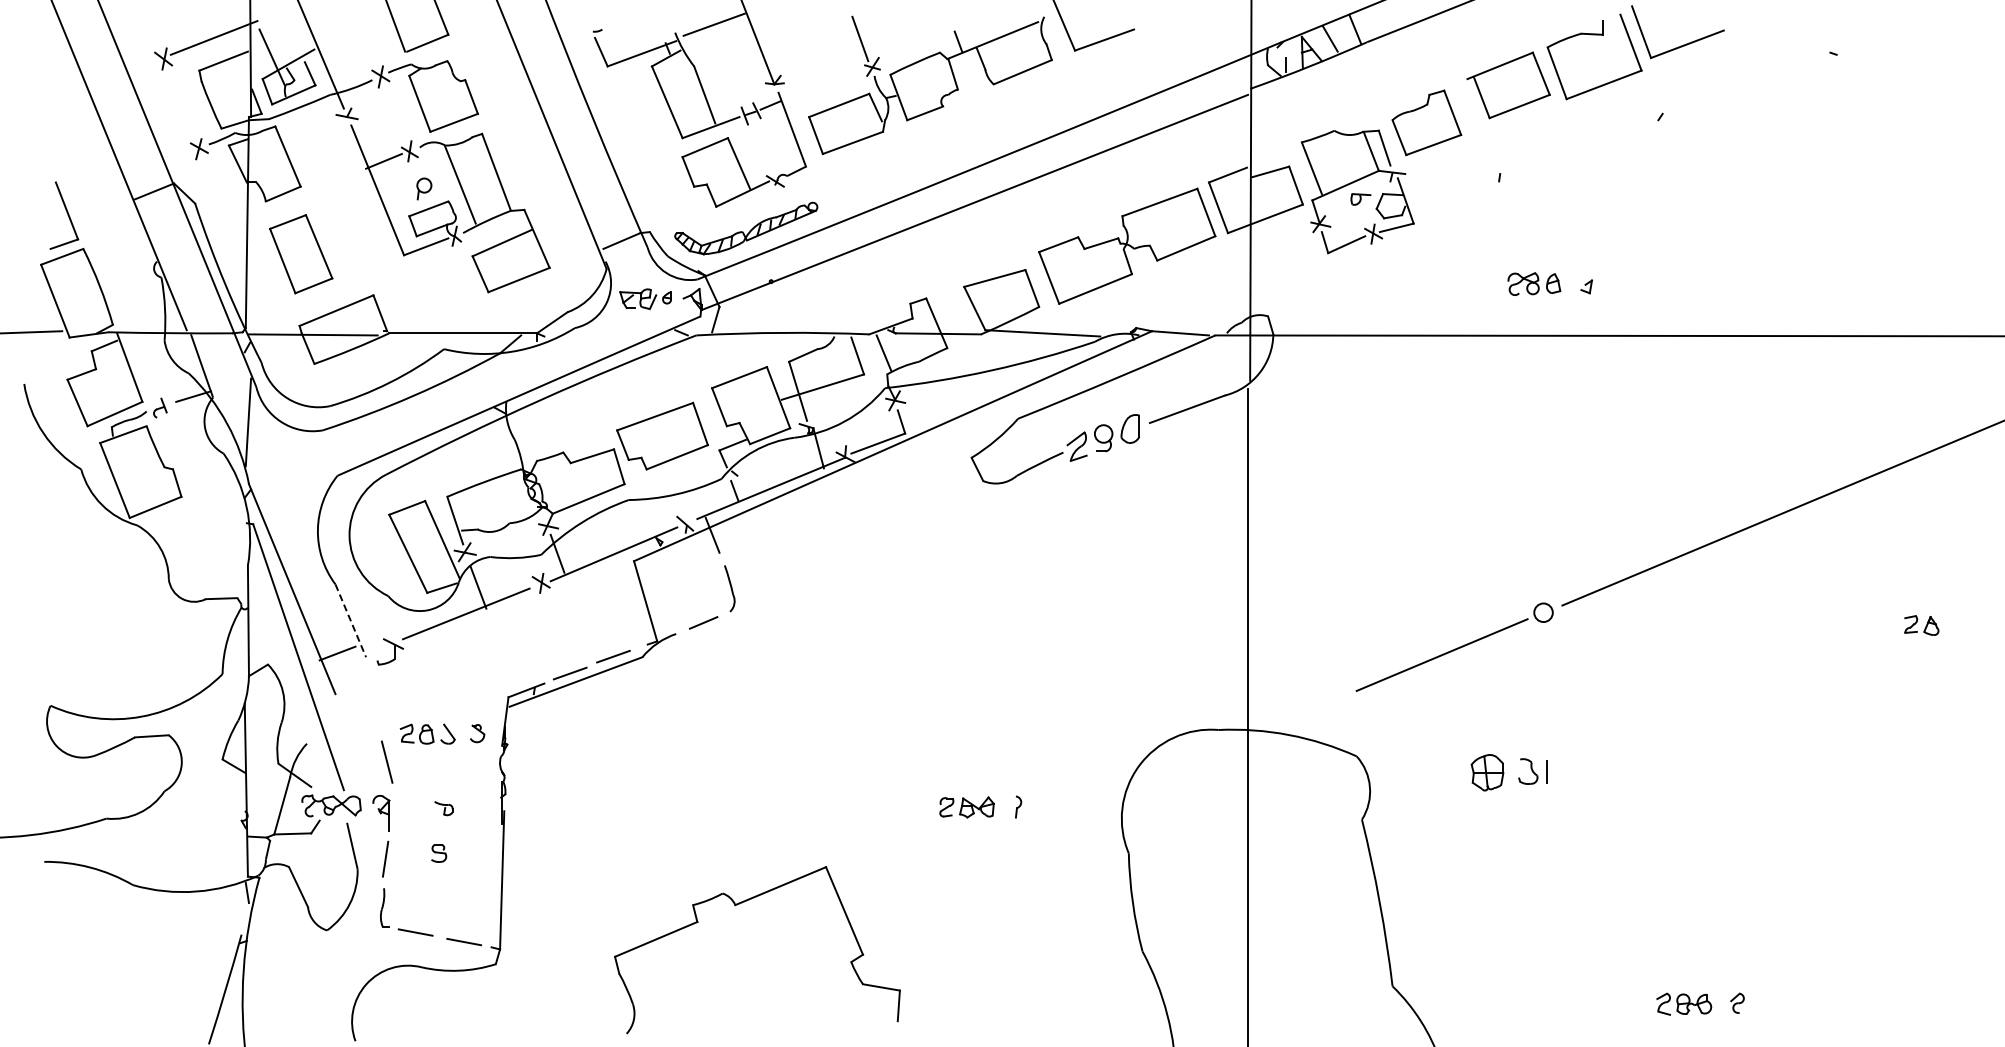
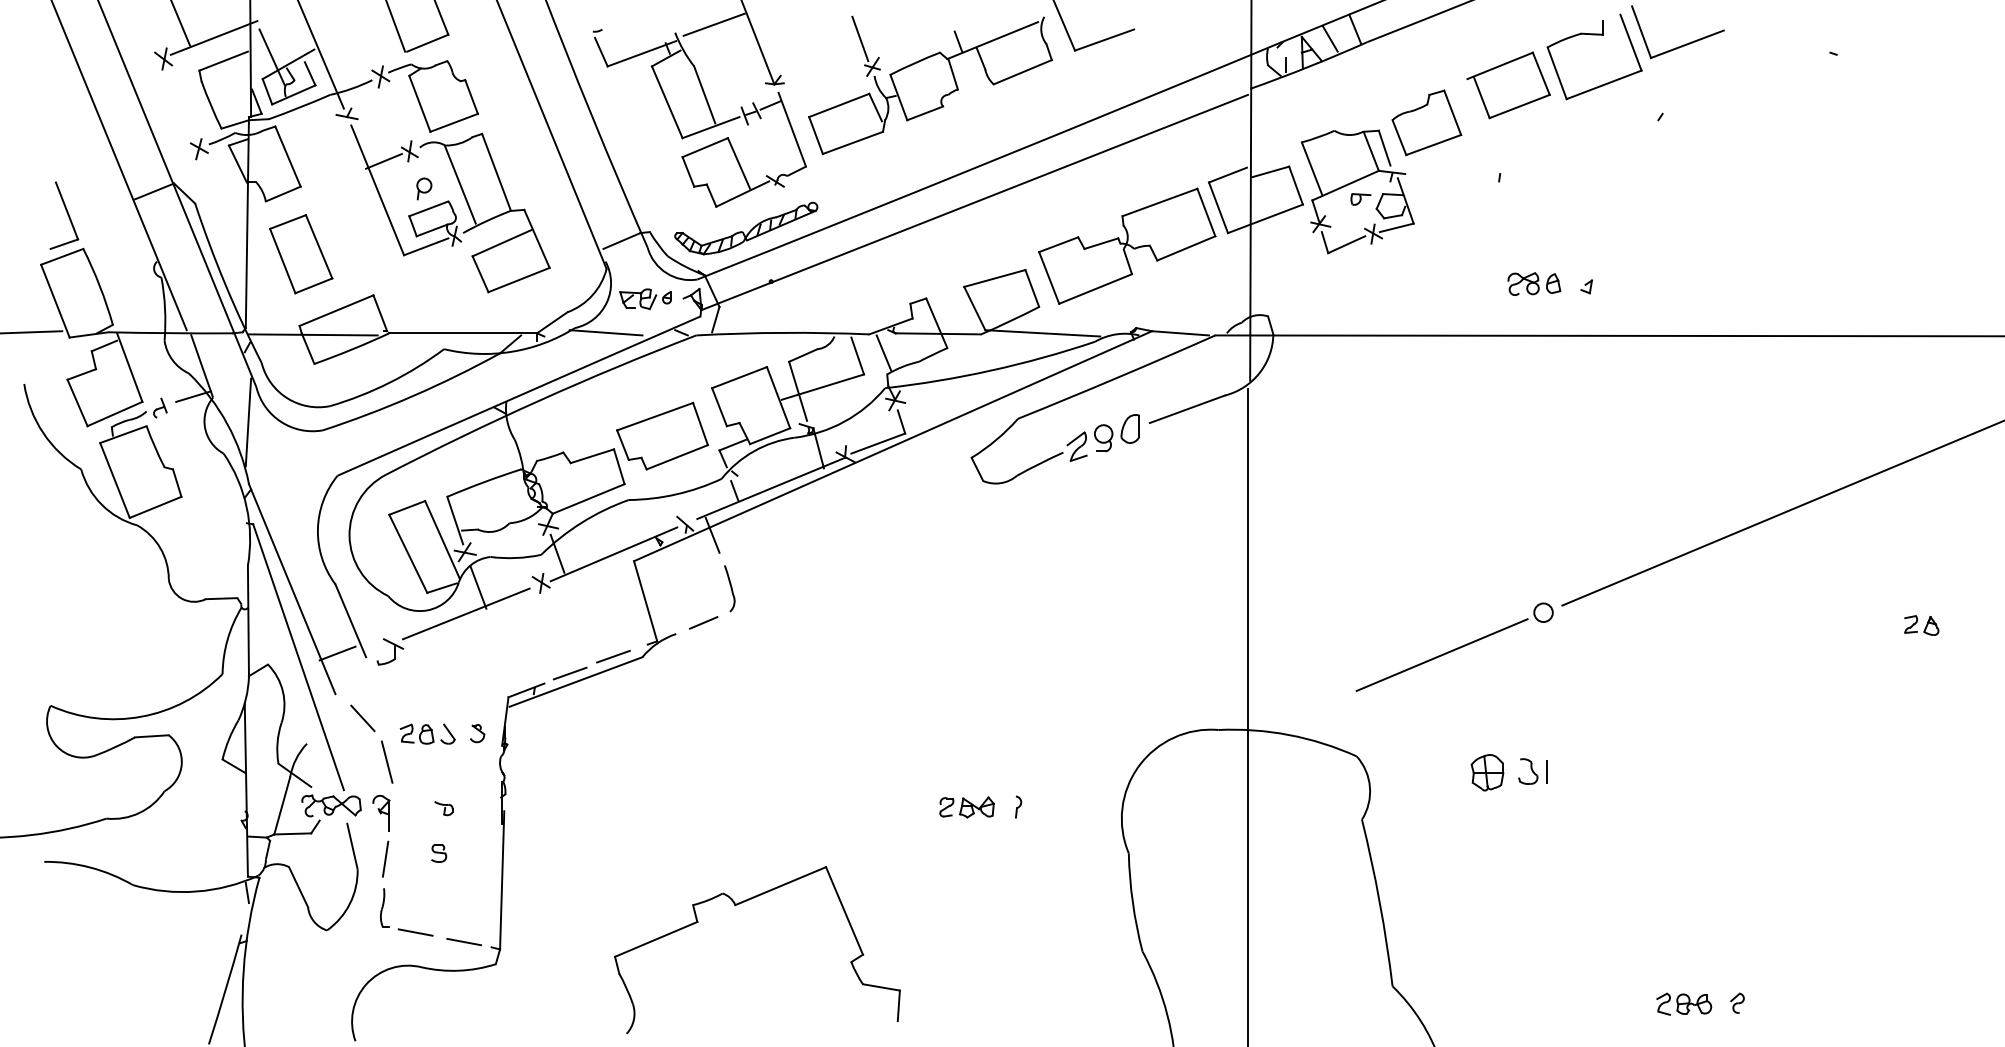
line: none -> present (180, 23)
line: none -> present (605, 332)
line: dashed -> solid (350, 621)
line: none -> present (362, 718)
